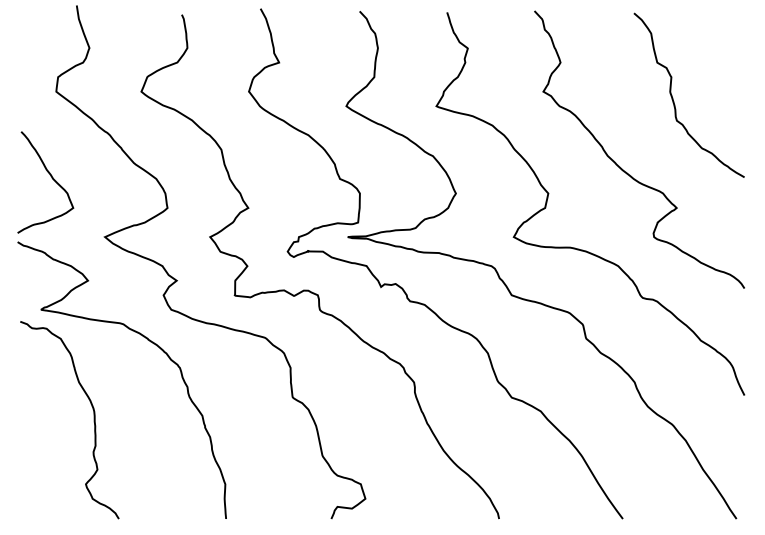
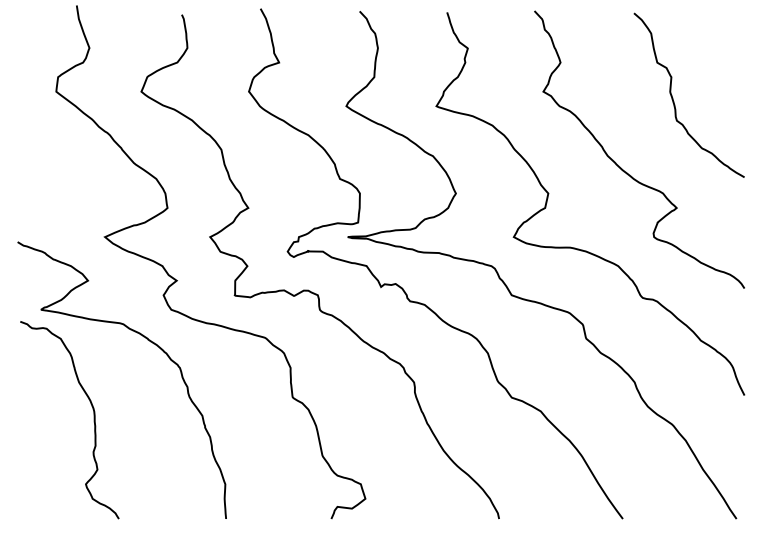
curve: present -> none (51, 178)
